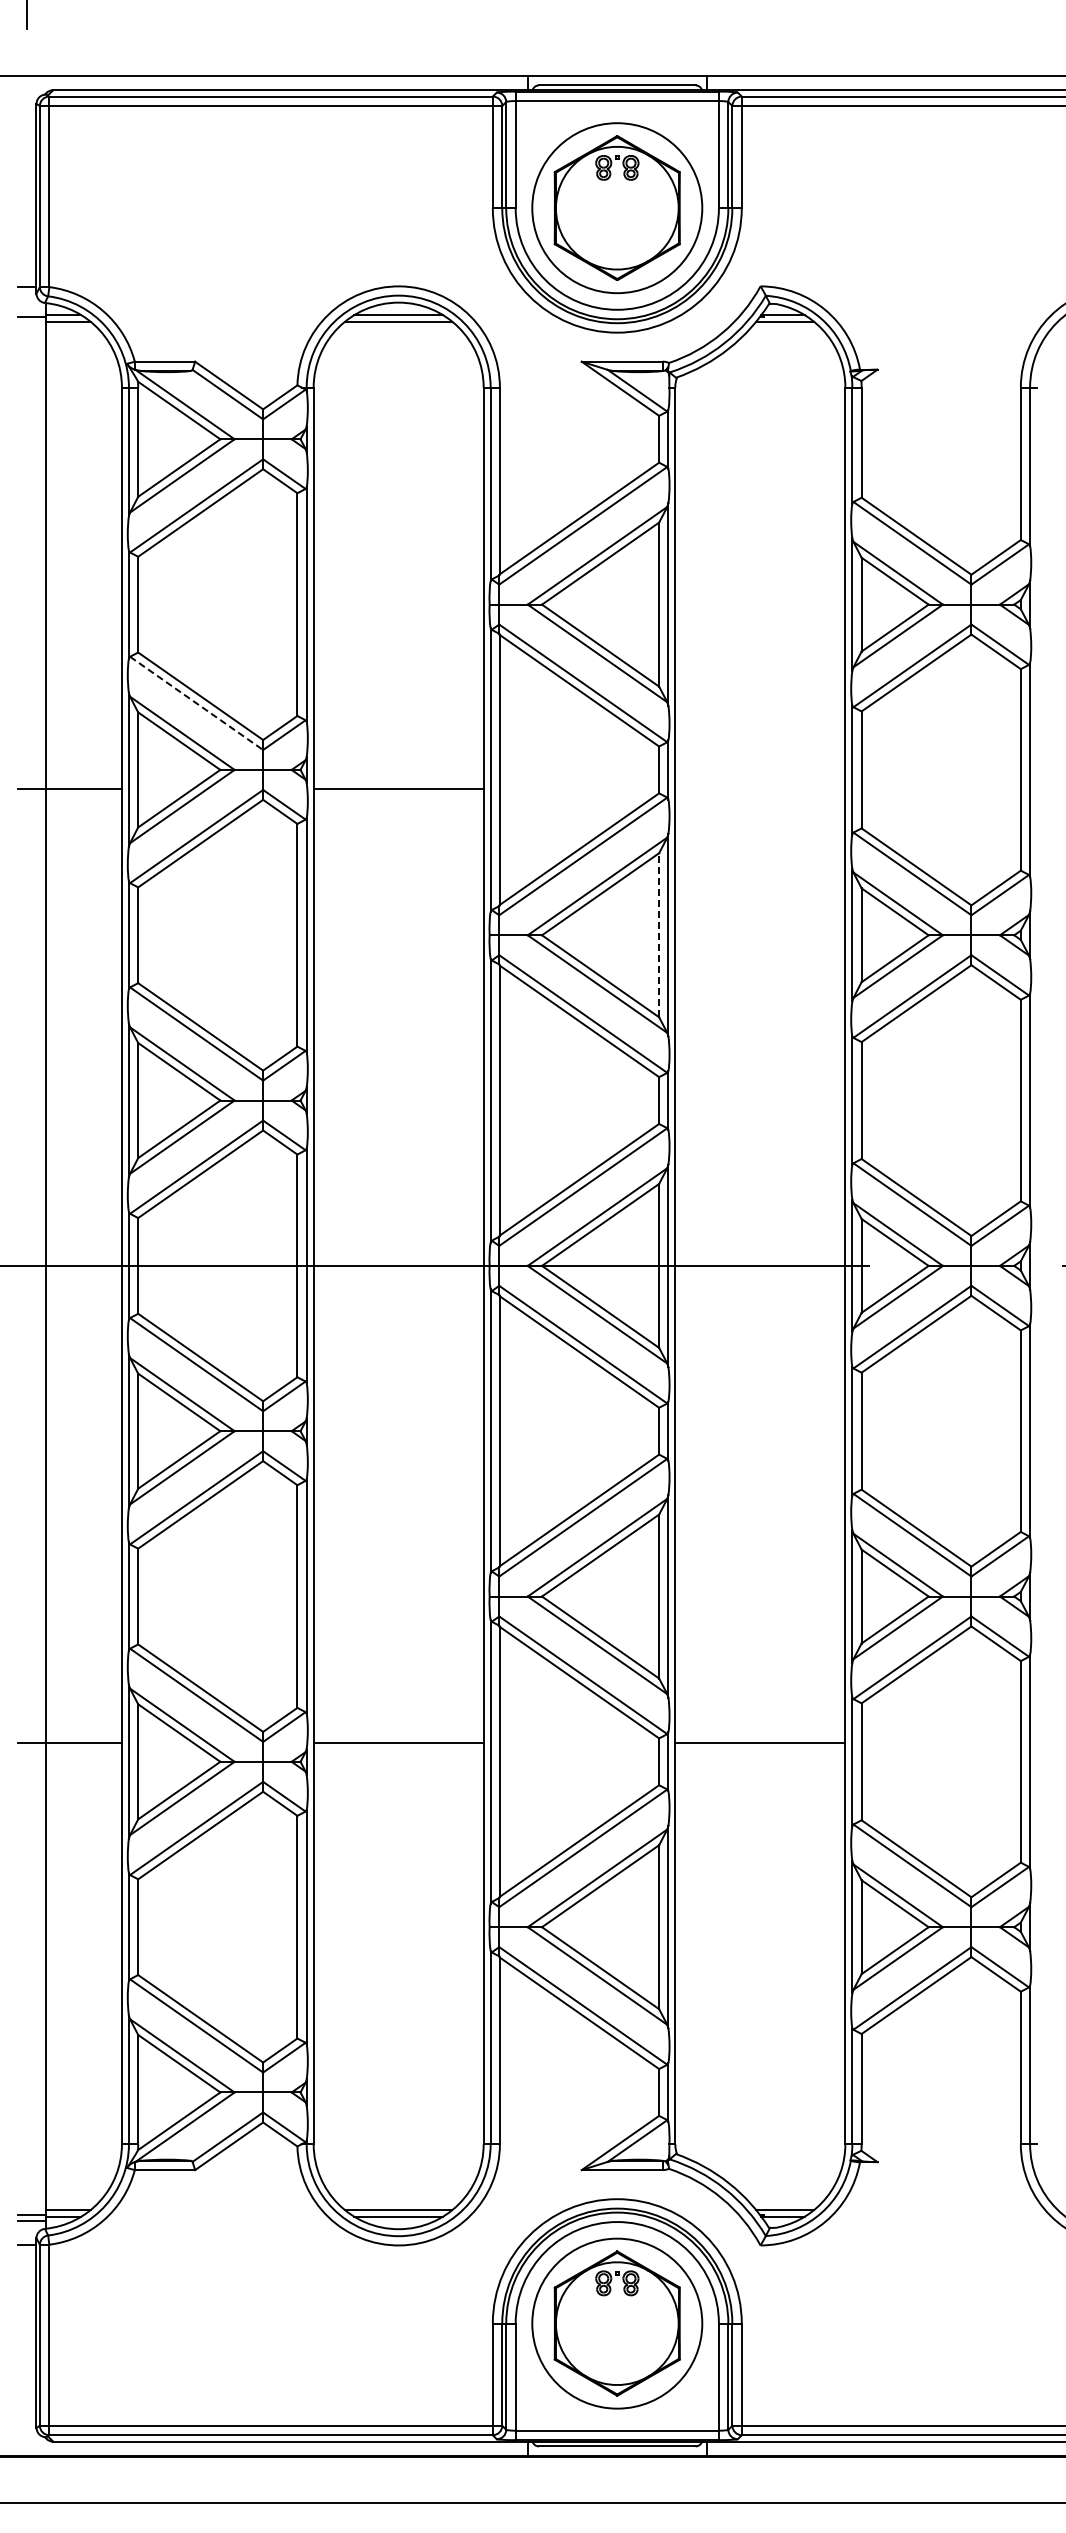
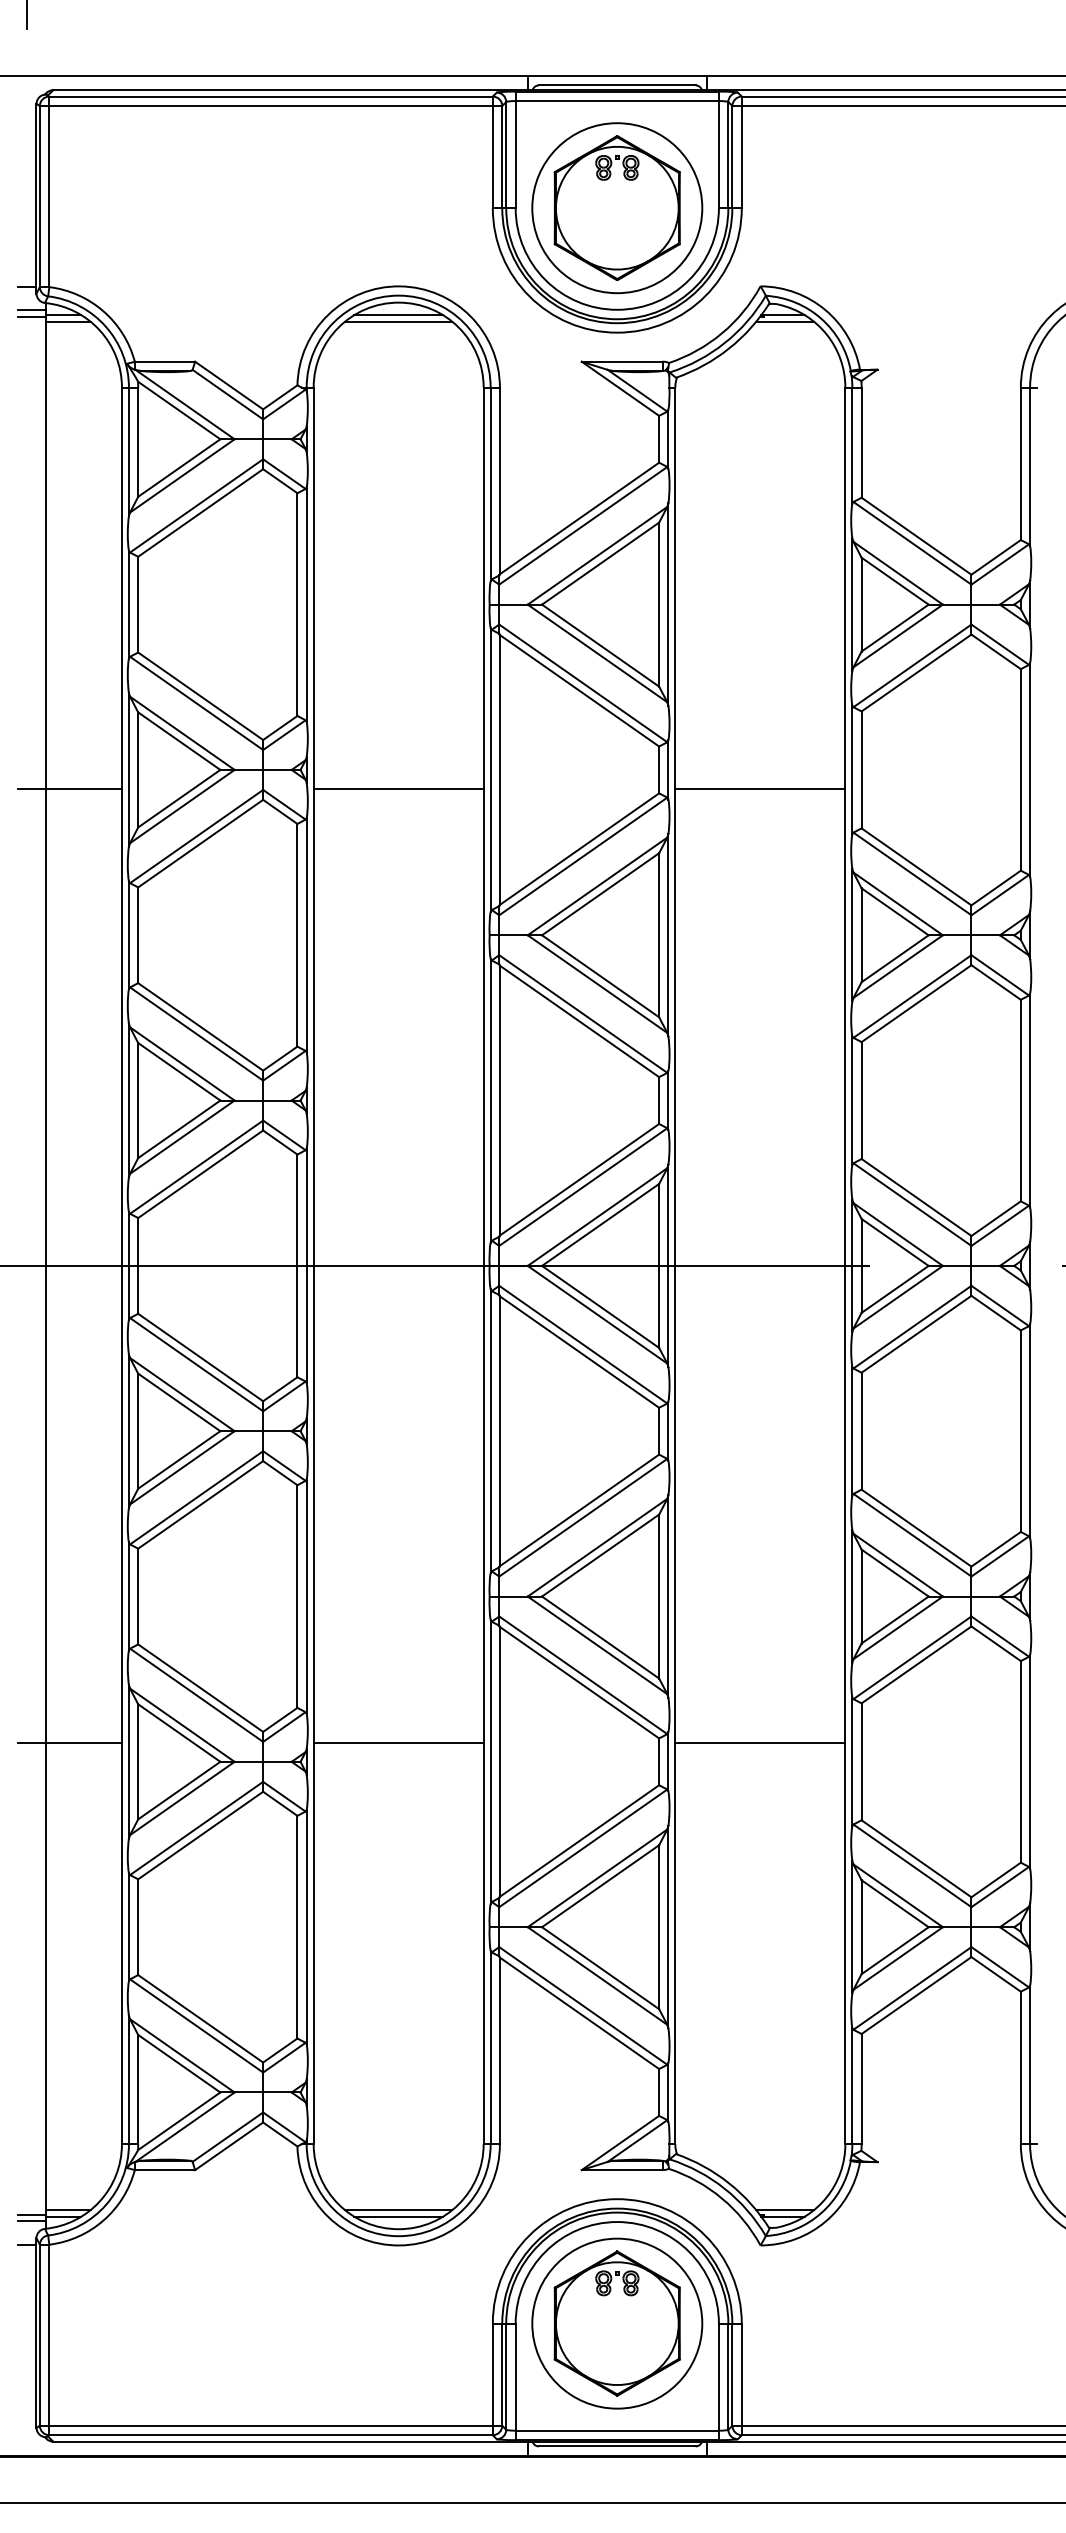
line: none -> present (31, 310)
line: dashed -> solid (197, 703)
line: none -> present (760, 789)
line: dashed -> solid (659, 934)
